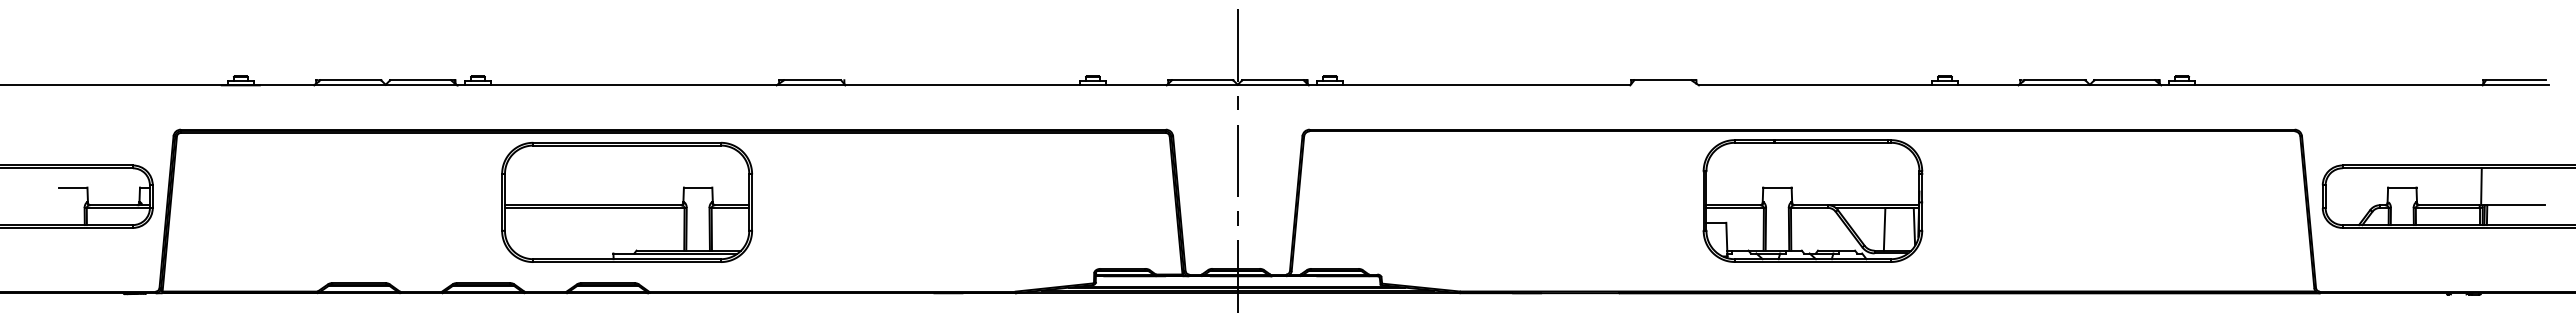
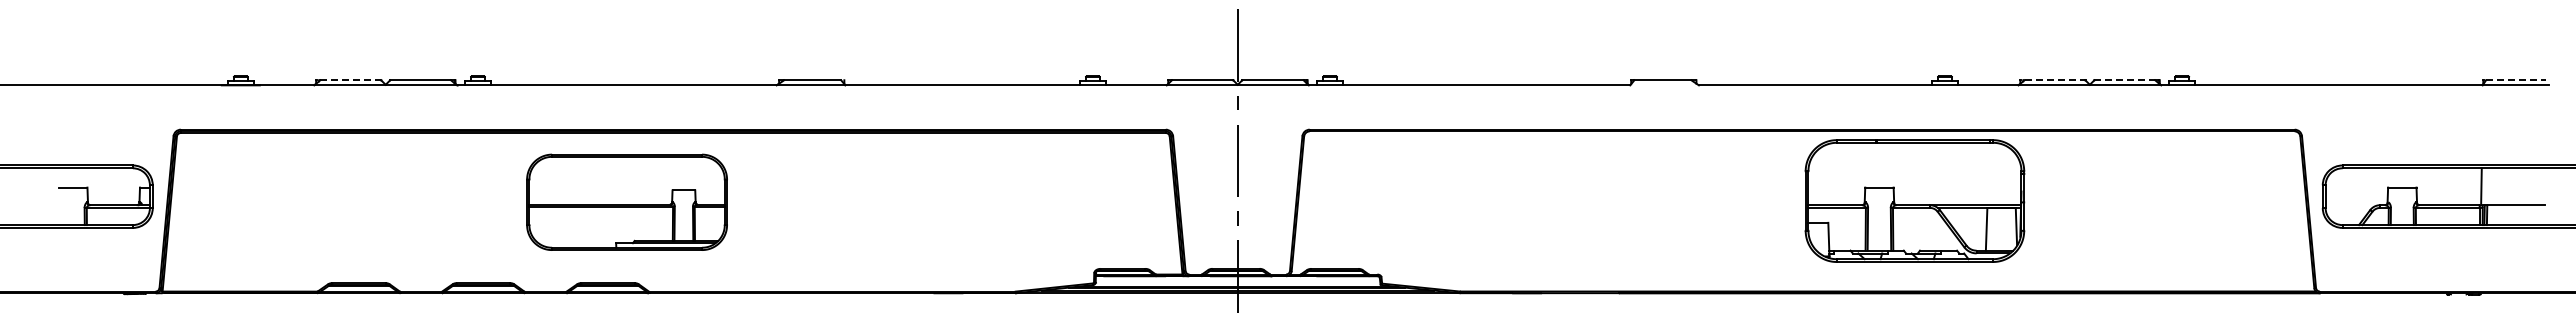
line: solid -> dashed (351, 80)
line: solid -> dashed (2055, 80)
line: solid -> dashed (2125, 80)
line: solid -> dashed (2515, 80)
part position: (1812, 200) -> (1914, 200) (1914, 200)
part size: 252x122 px -> 202x98 px (626, 201)
